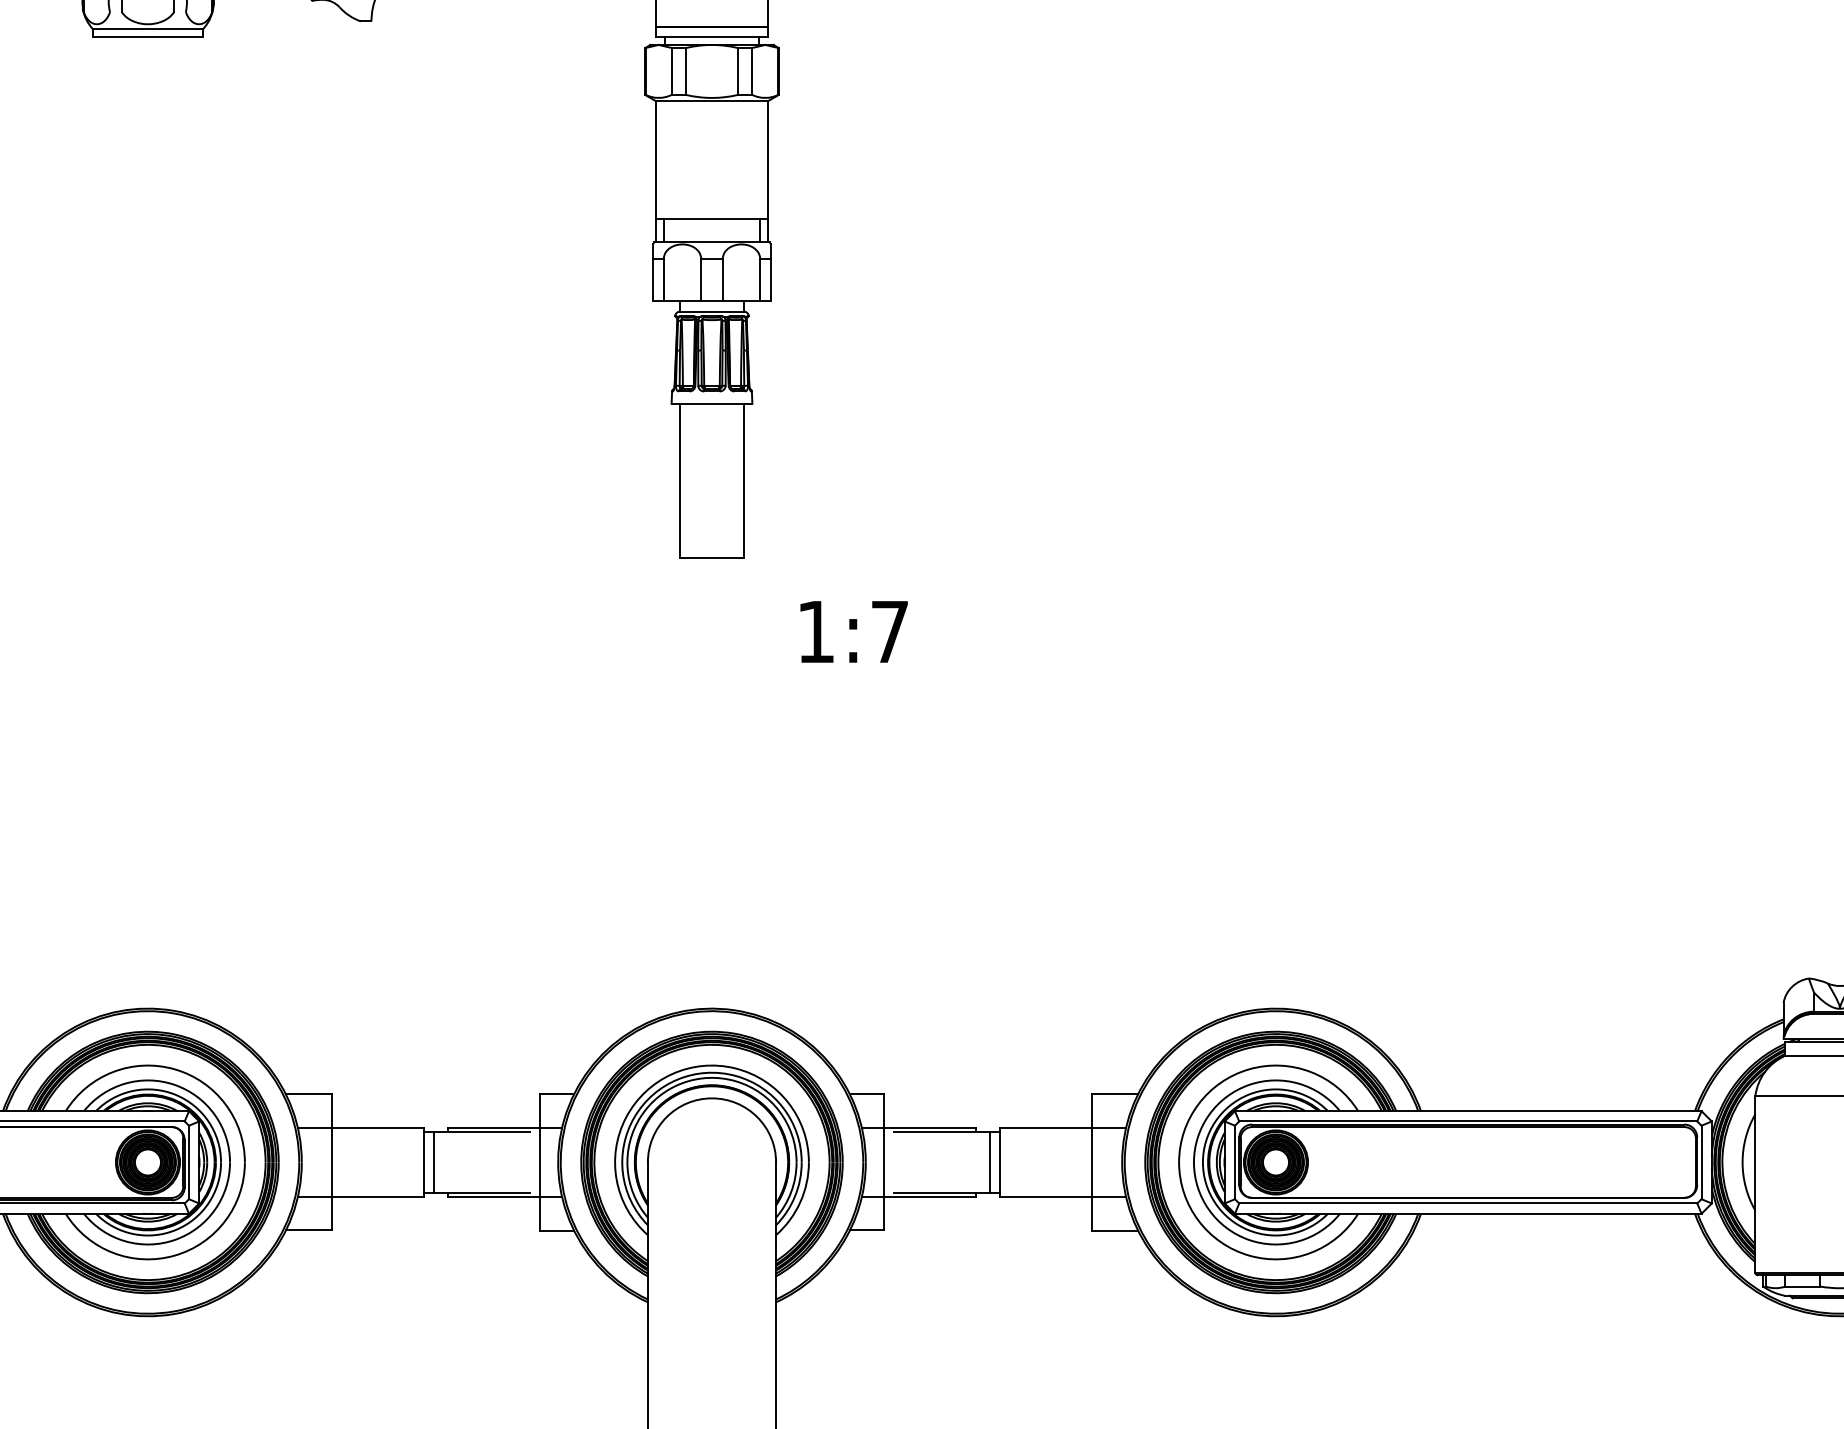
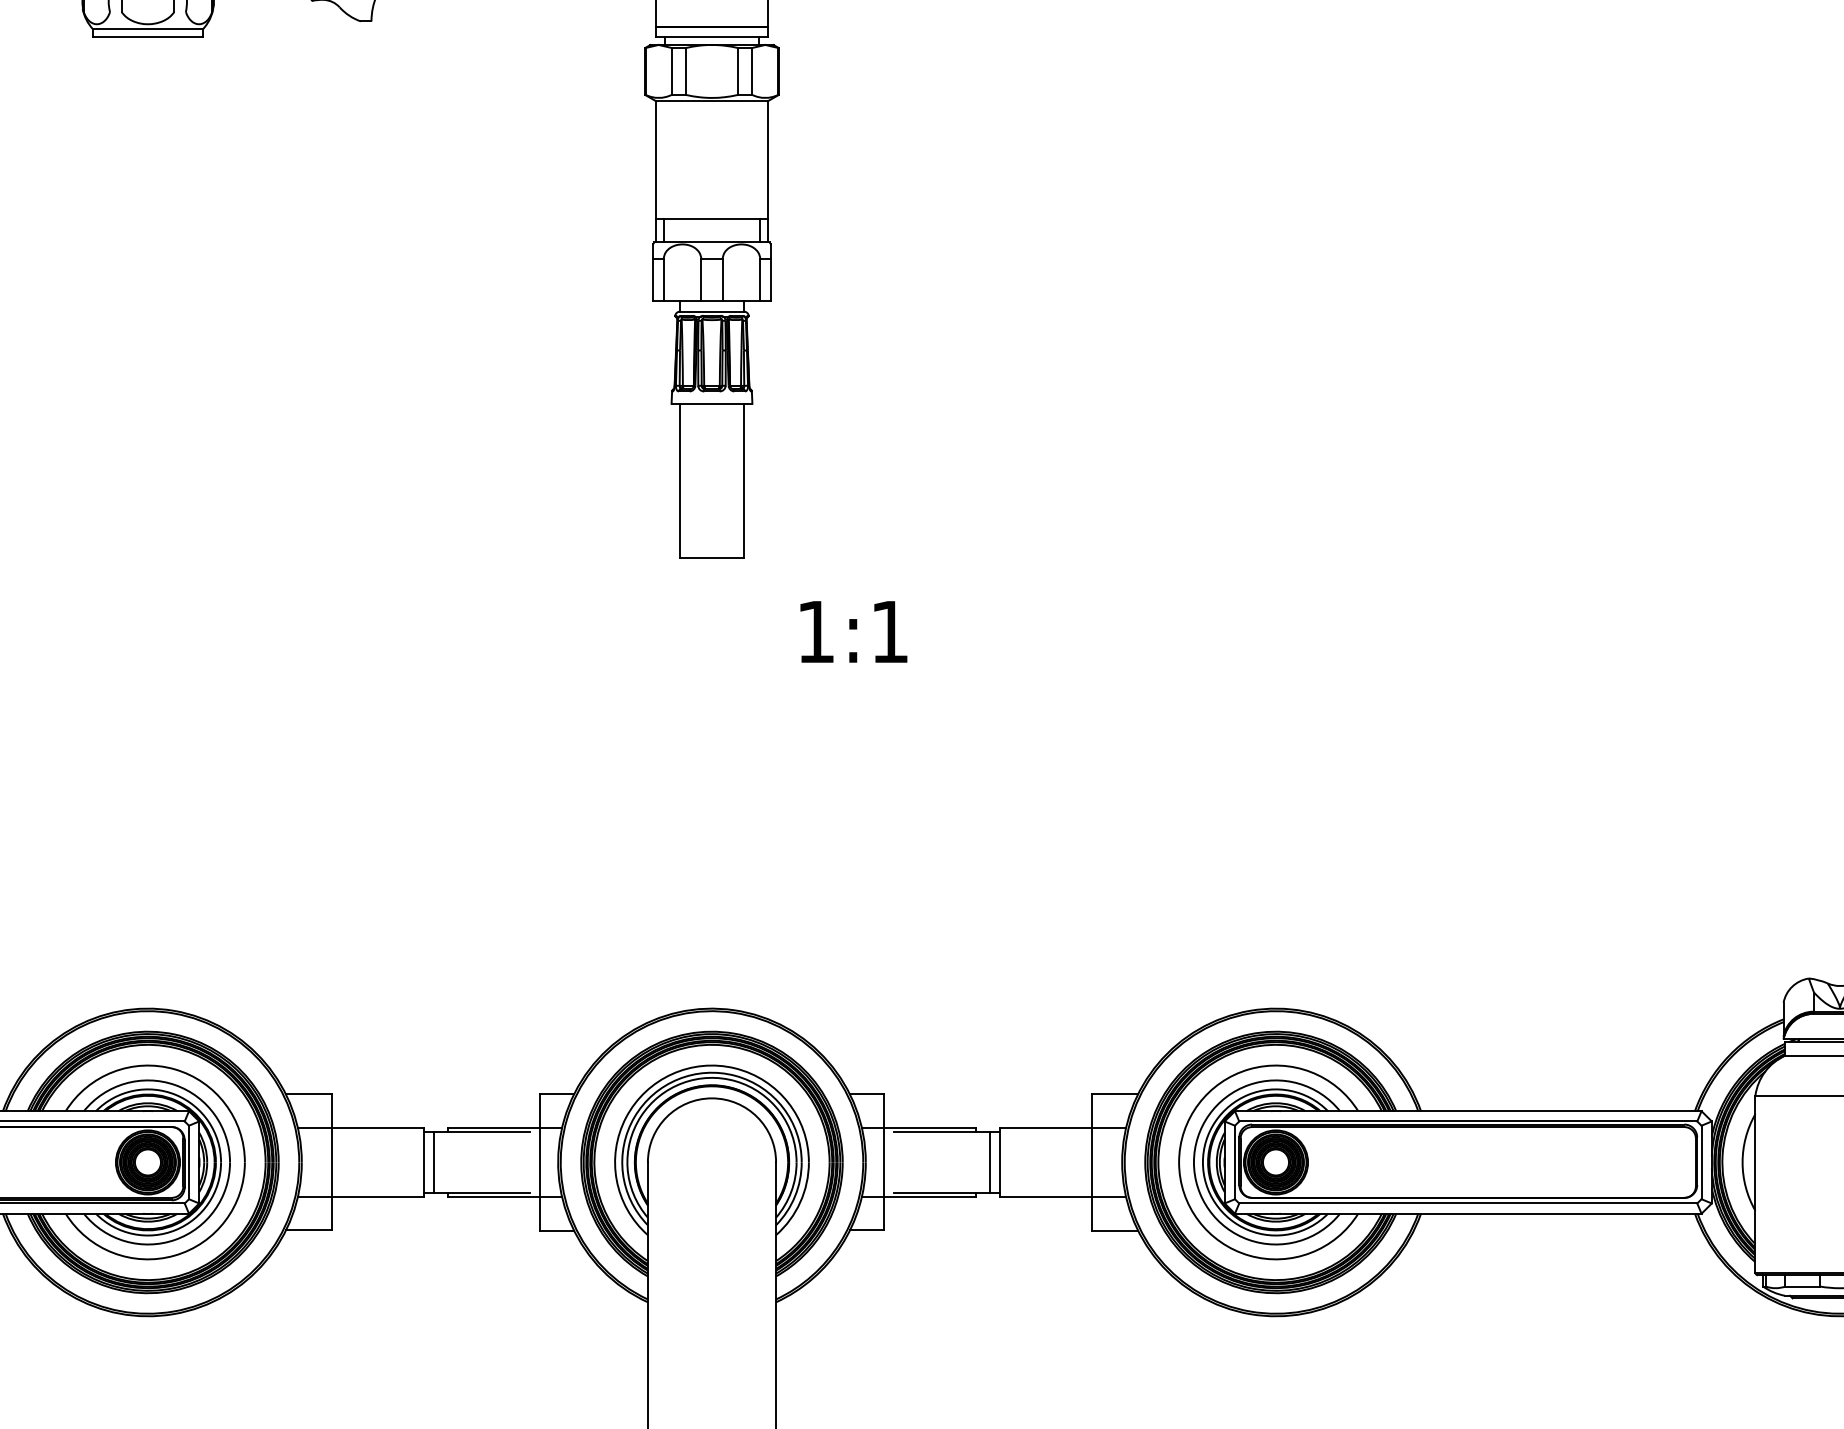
text: 1:7 -> 1:1 (889, 631)
